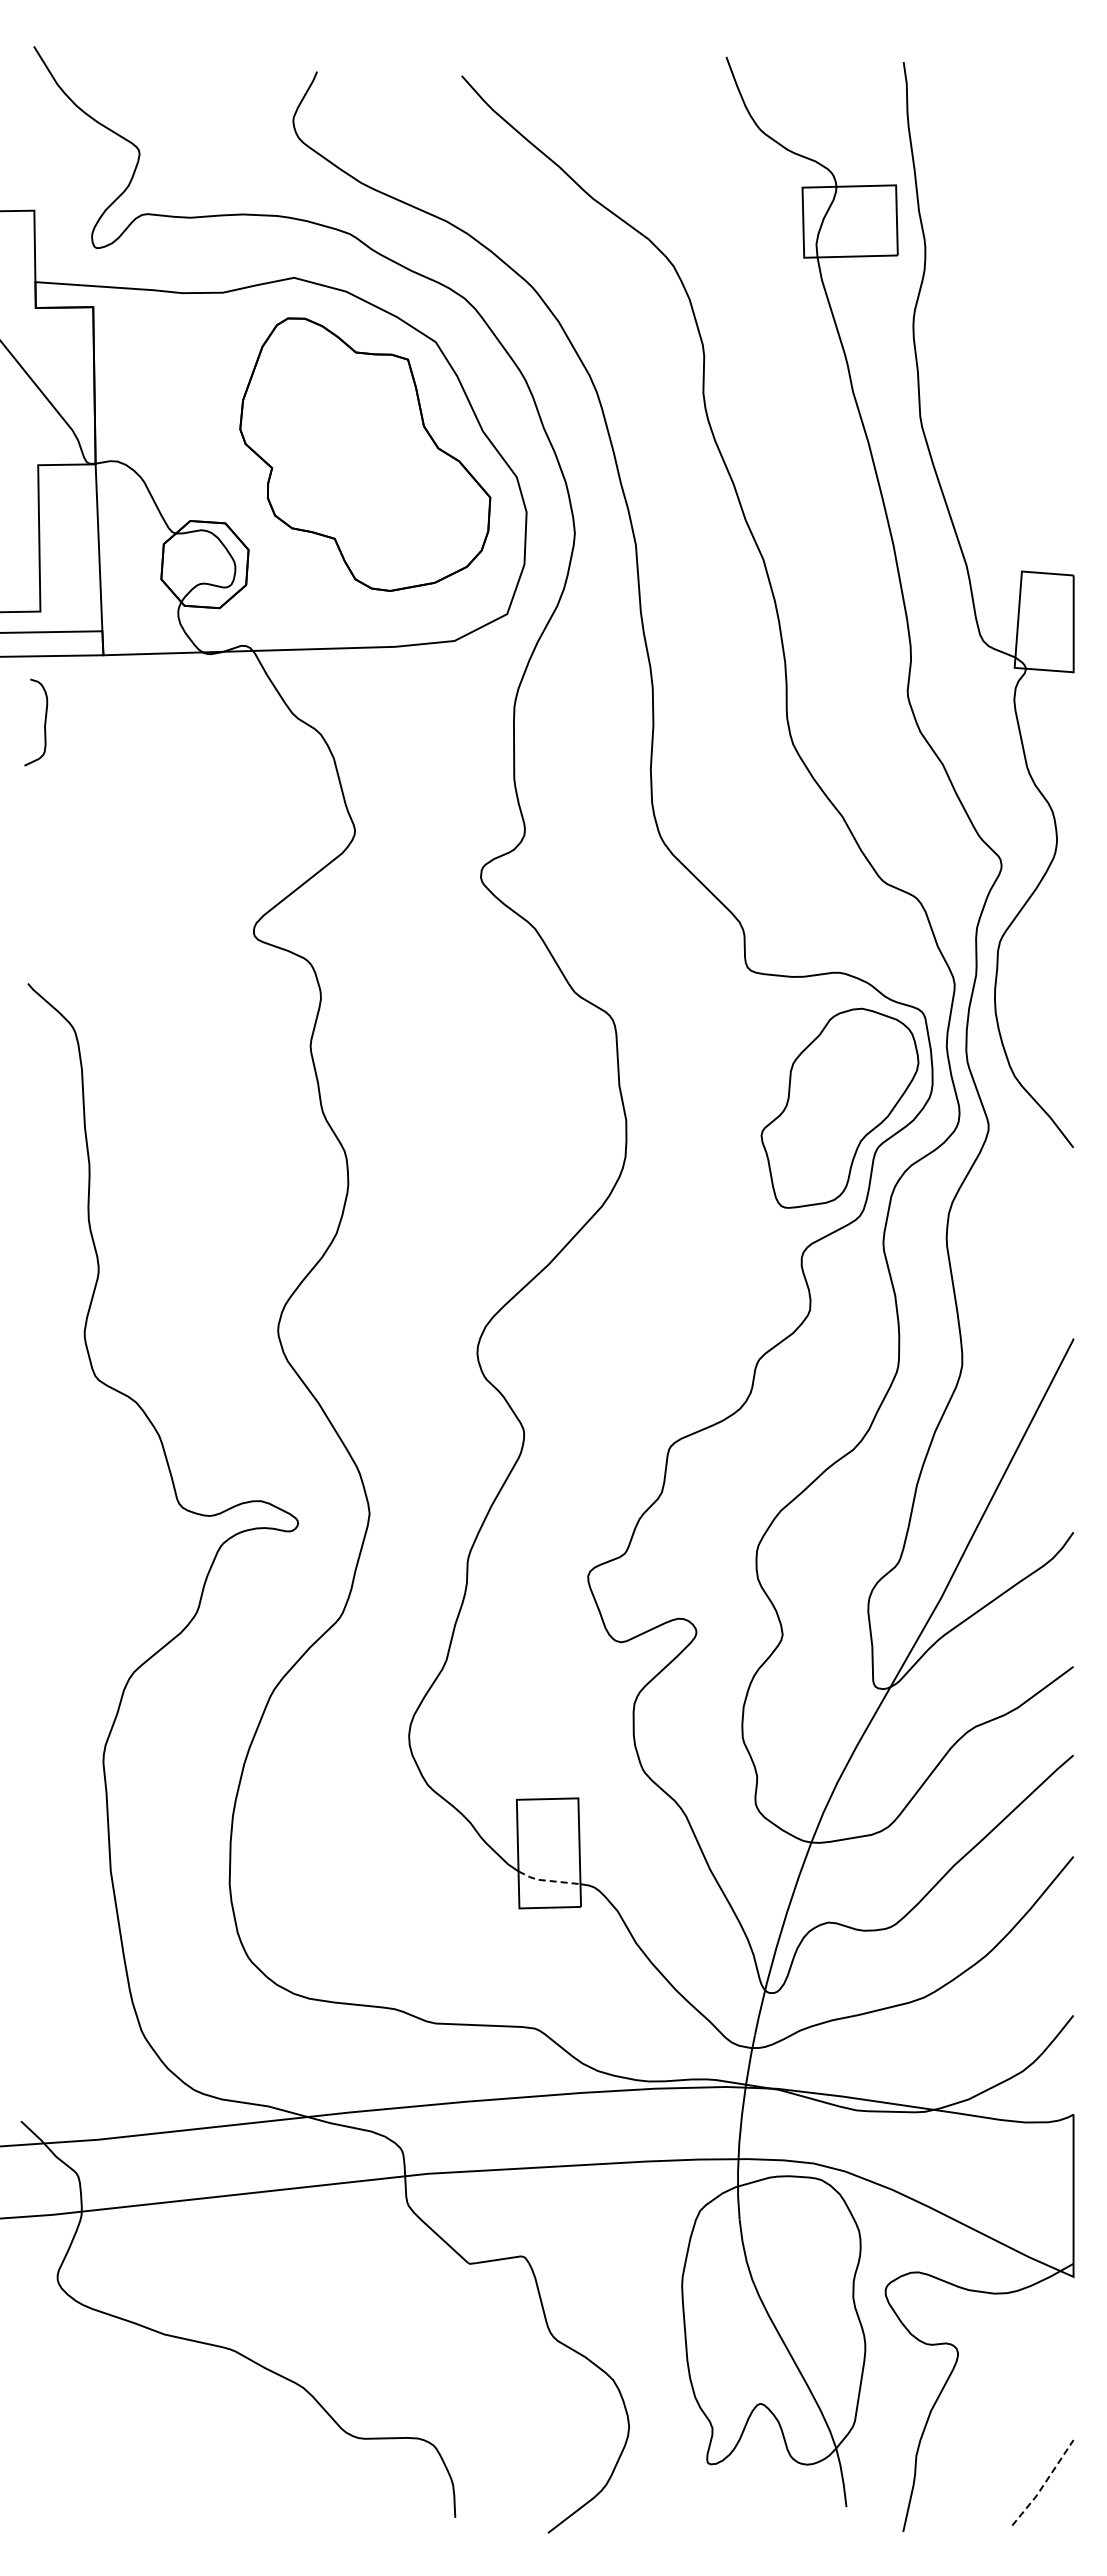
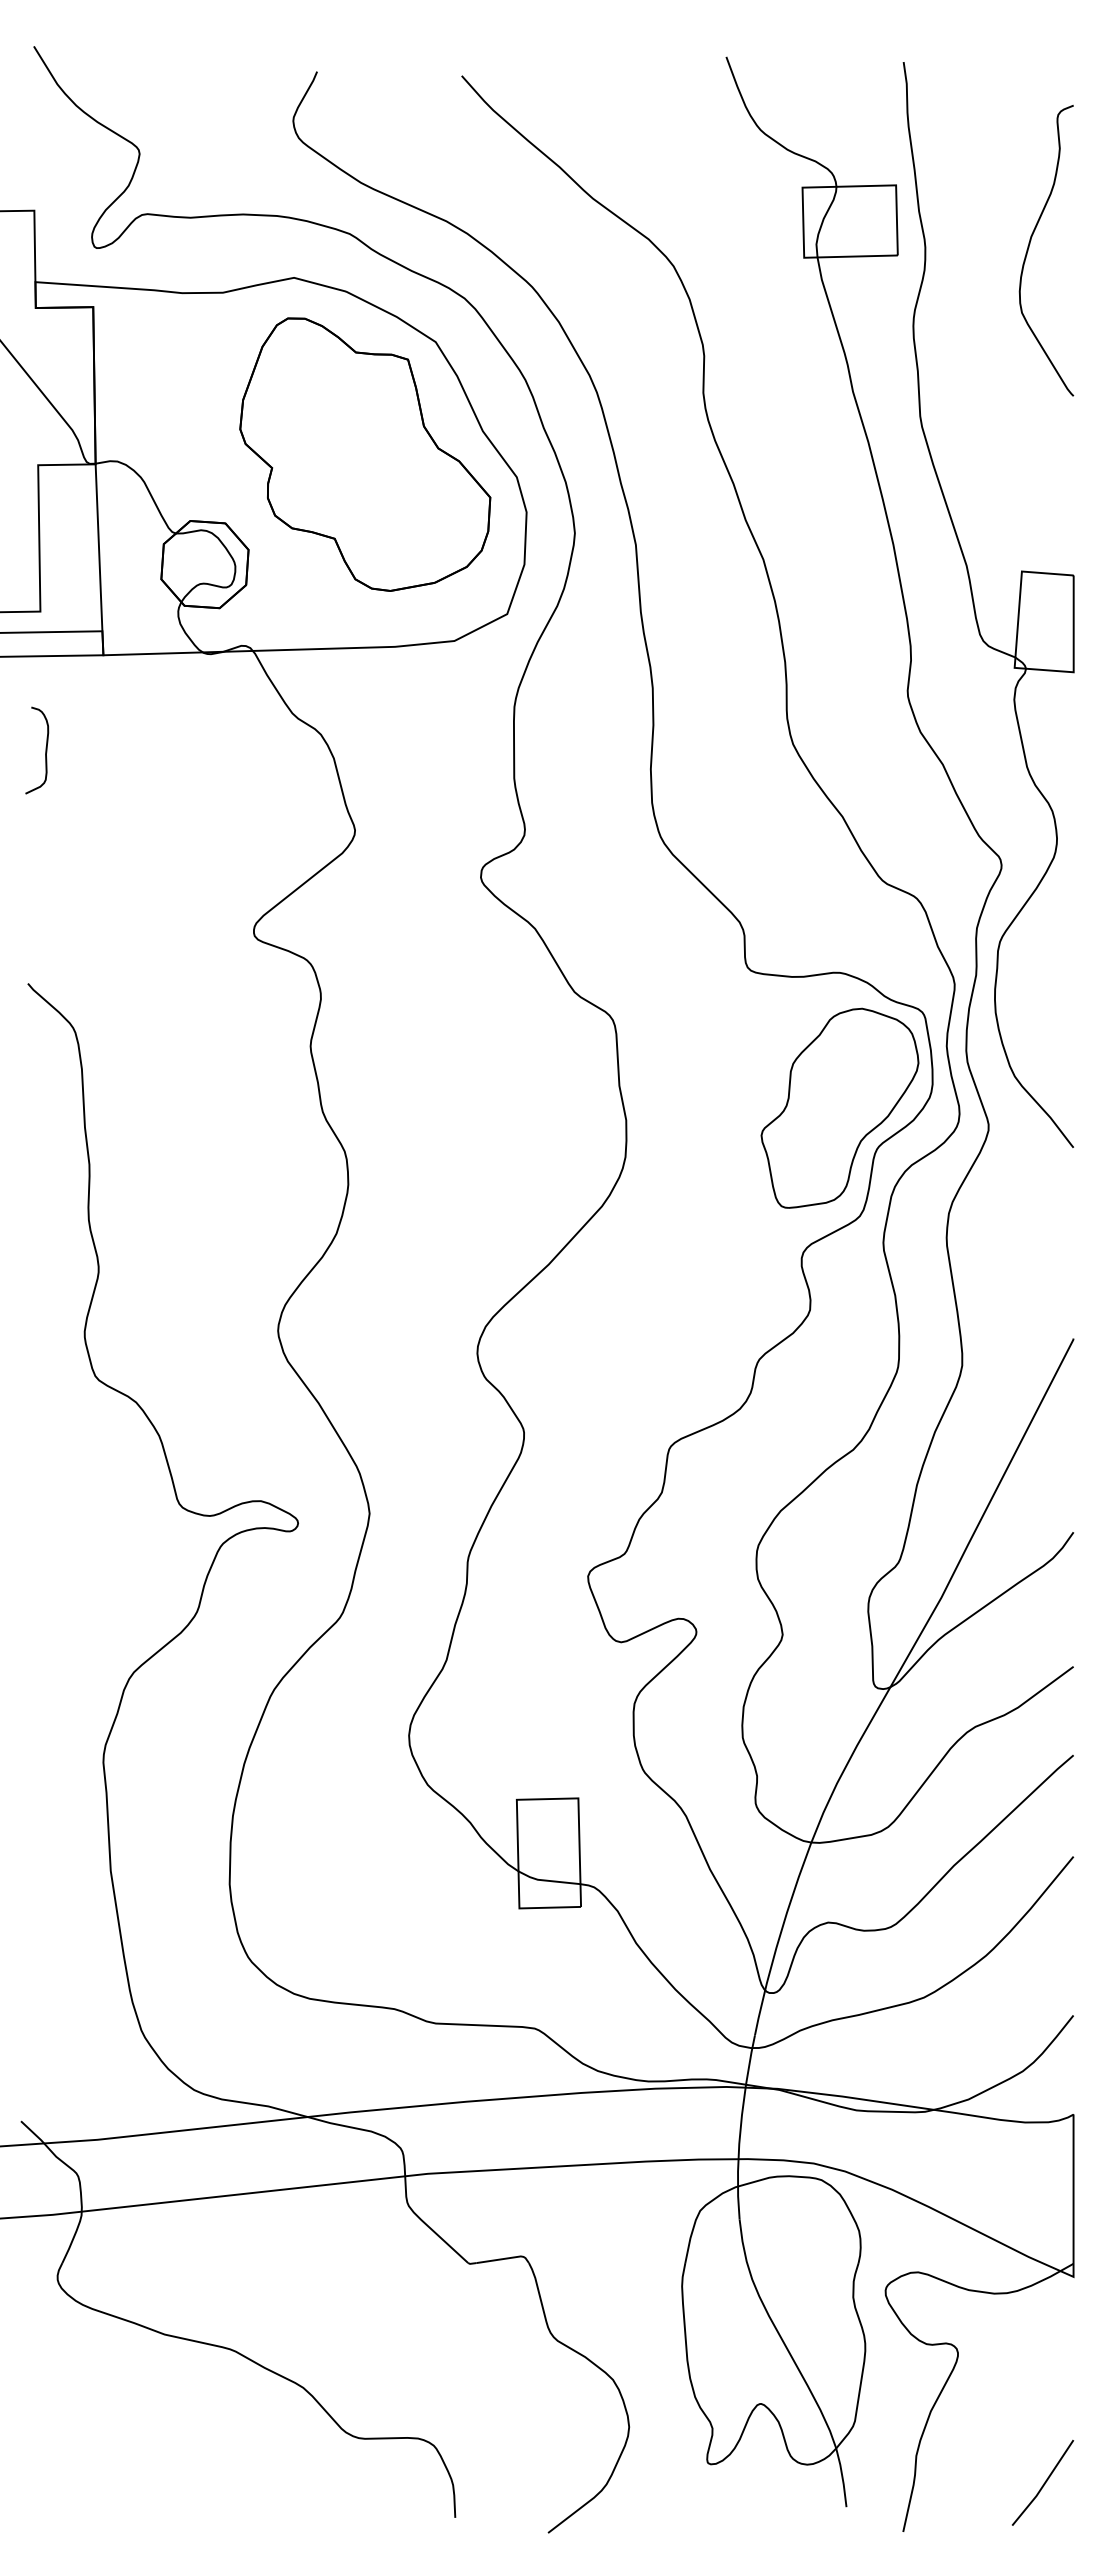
curve: none -> present (1030, 244)
curve position: (44, 722) -> (45, 750) (45, 750)
line: dashed -> solid (547, 1880)
line: dashed -> solid (1044, 2484)
